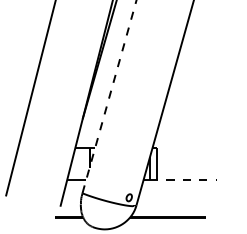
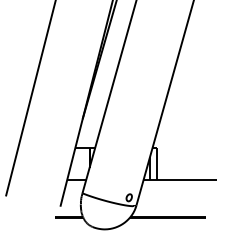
line: dashed -> solid (109, 97)
line: dashed -> solid (183, 179)
